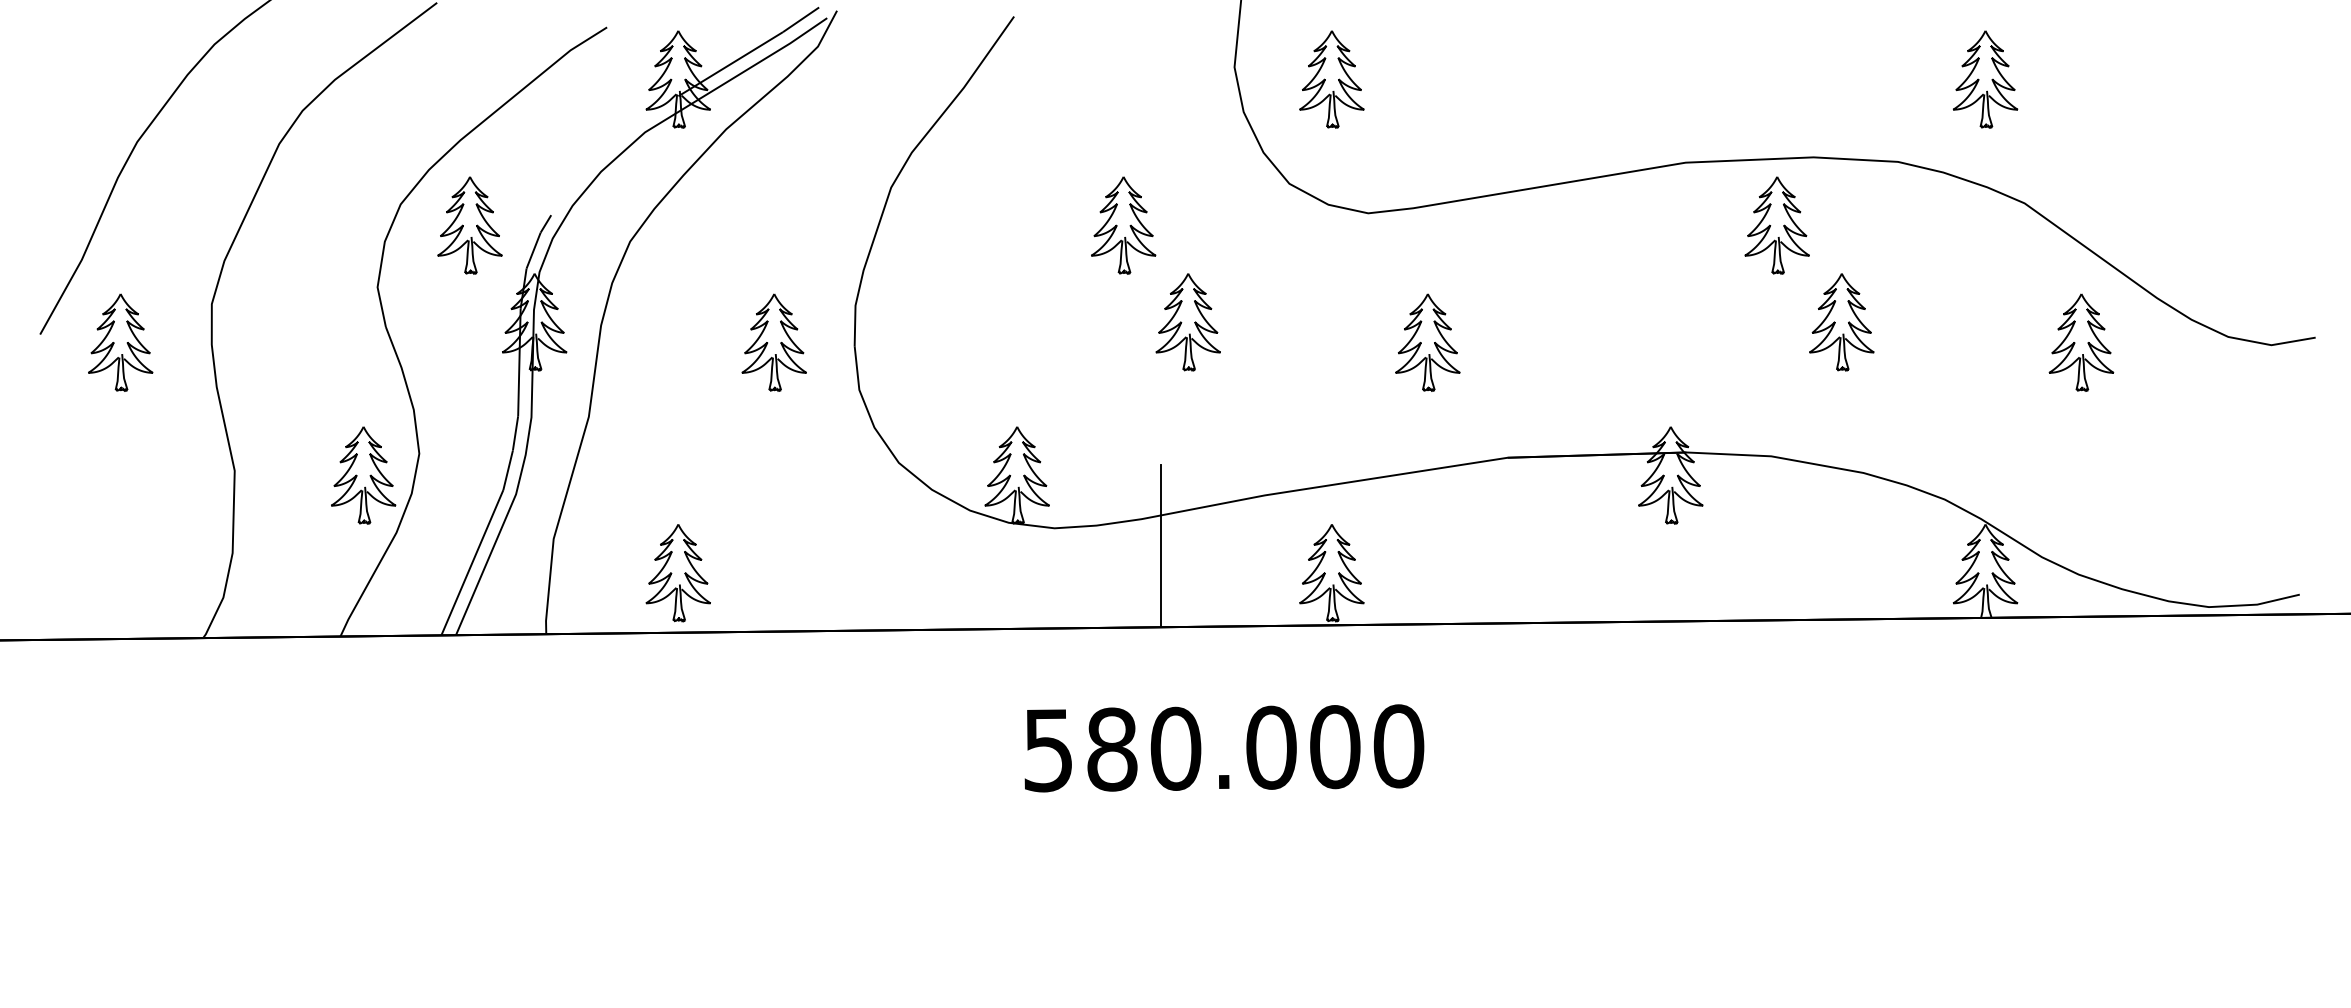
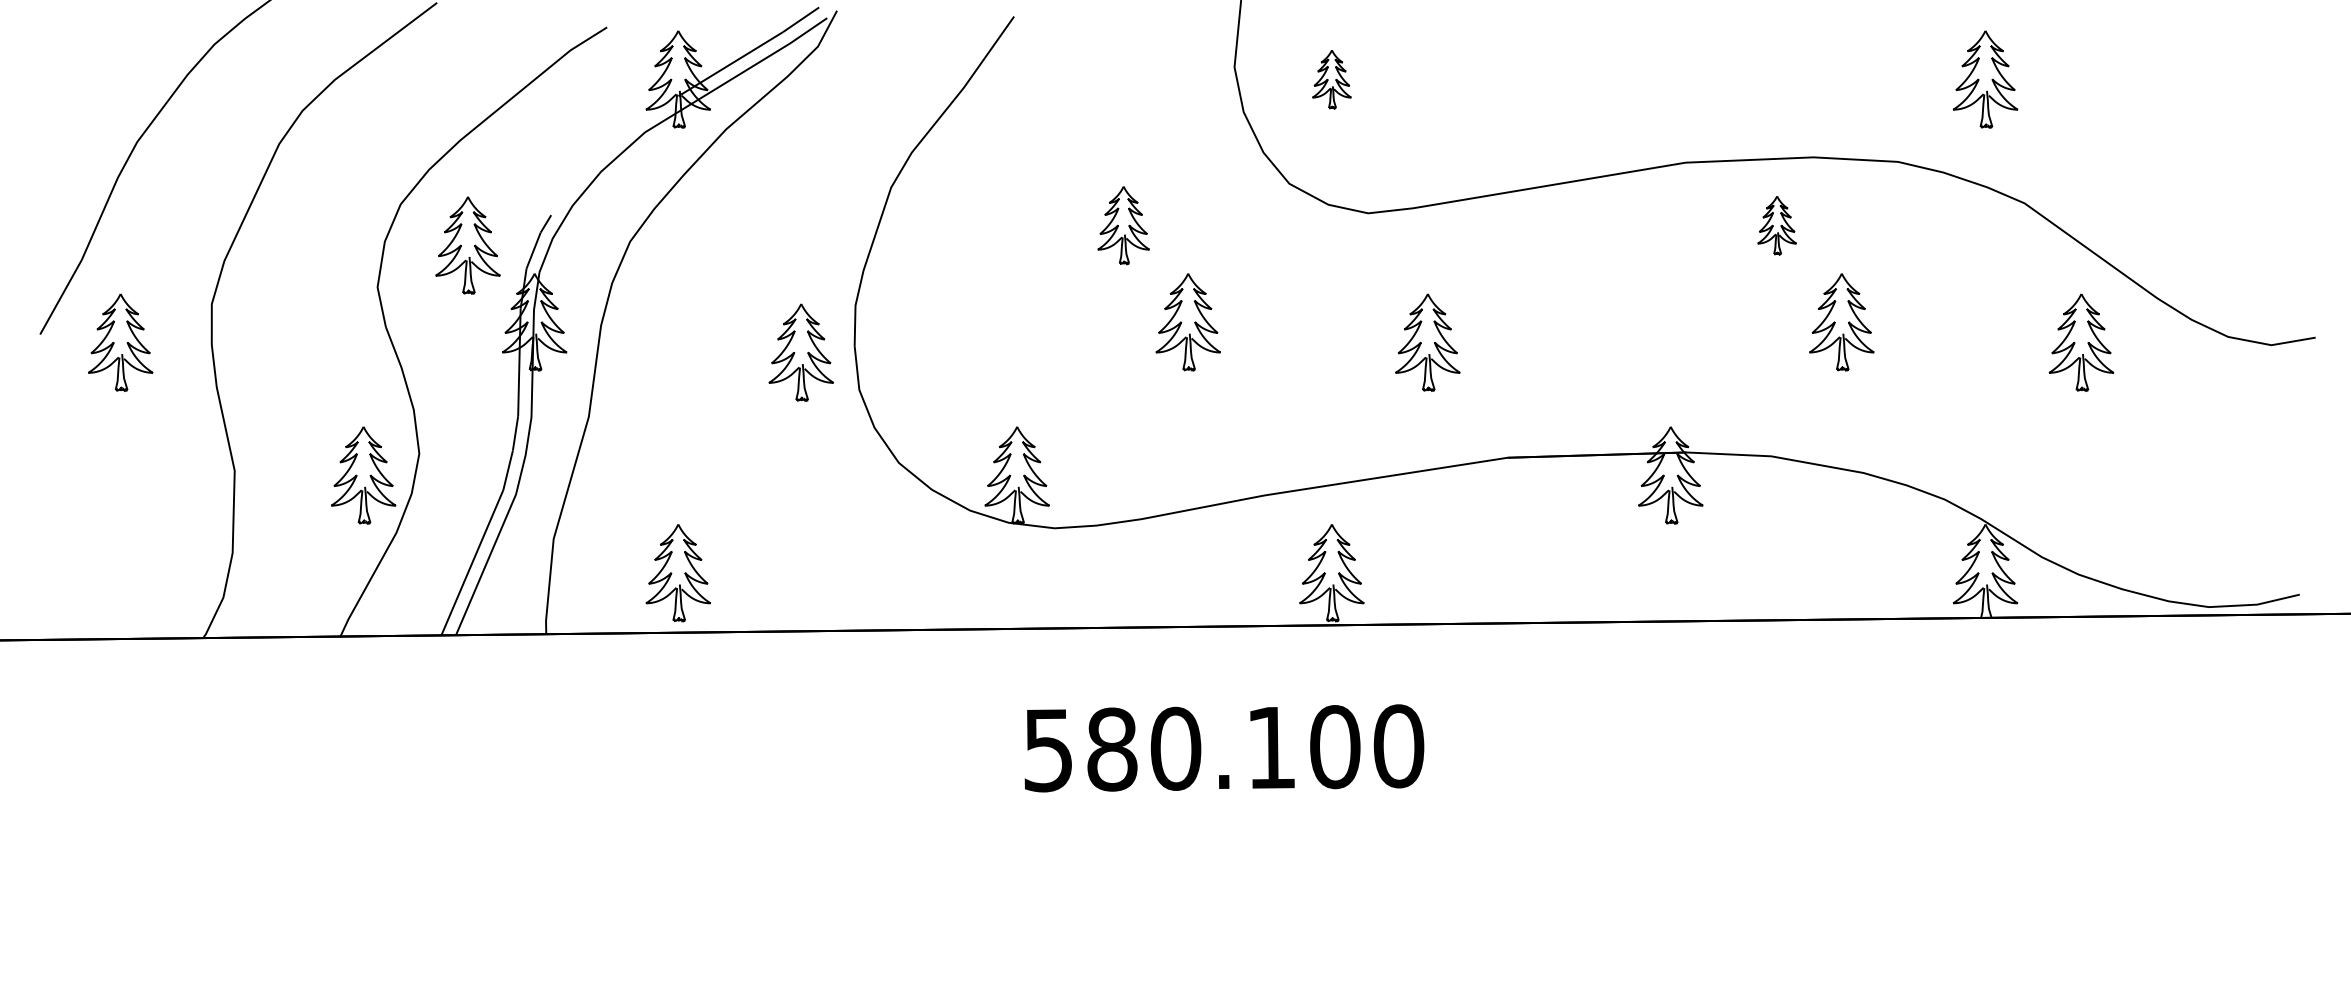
part size: 66x99 px -> 40x60 px (1331, 79)
part position: (469, 225) -> (467, 245) (467, 245)
part size: 66x99 px -> 53x80 px (1123, 225)
part size: 66x99 px -> 40x60 px (1776, 225)
part position: (773, 342) -> (800, 352) (800, 352)
line: present -> none (1160, 545)
text: 580.000 -> 580.100 (1271, 747)
